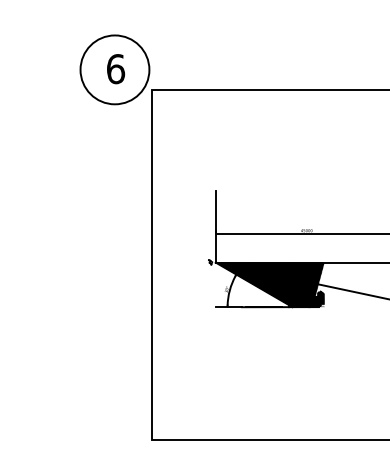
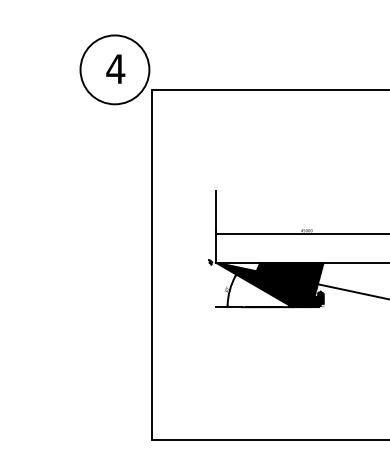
text: 6 -> 4 (115, 69)
hatch: present -> none (237, 266)
